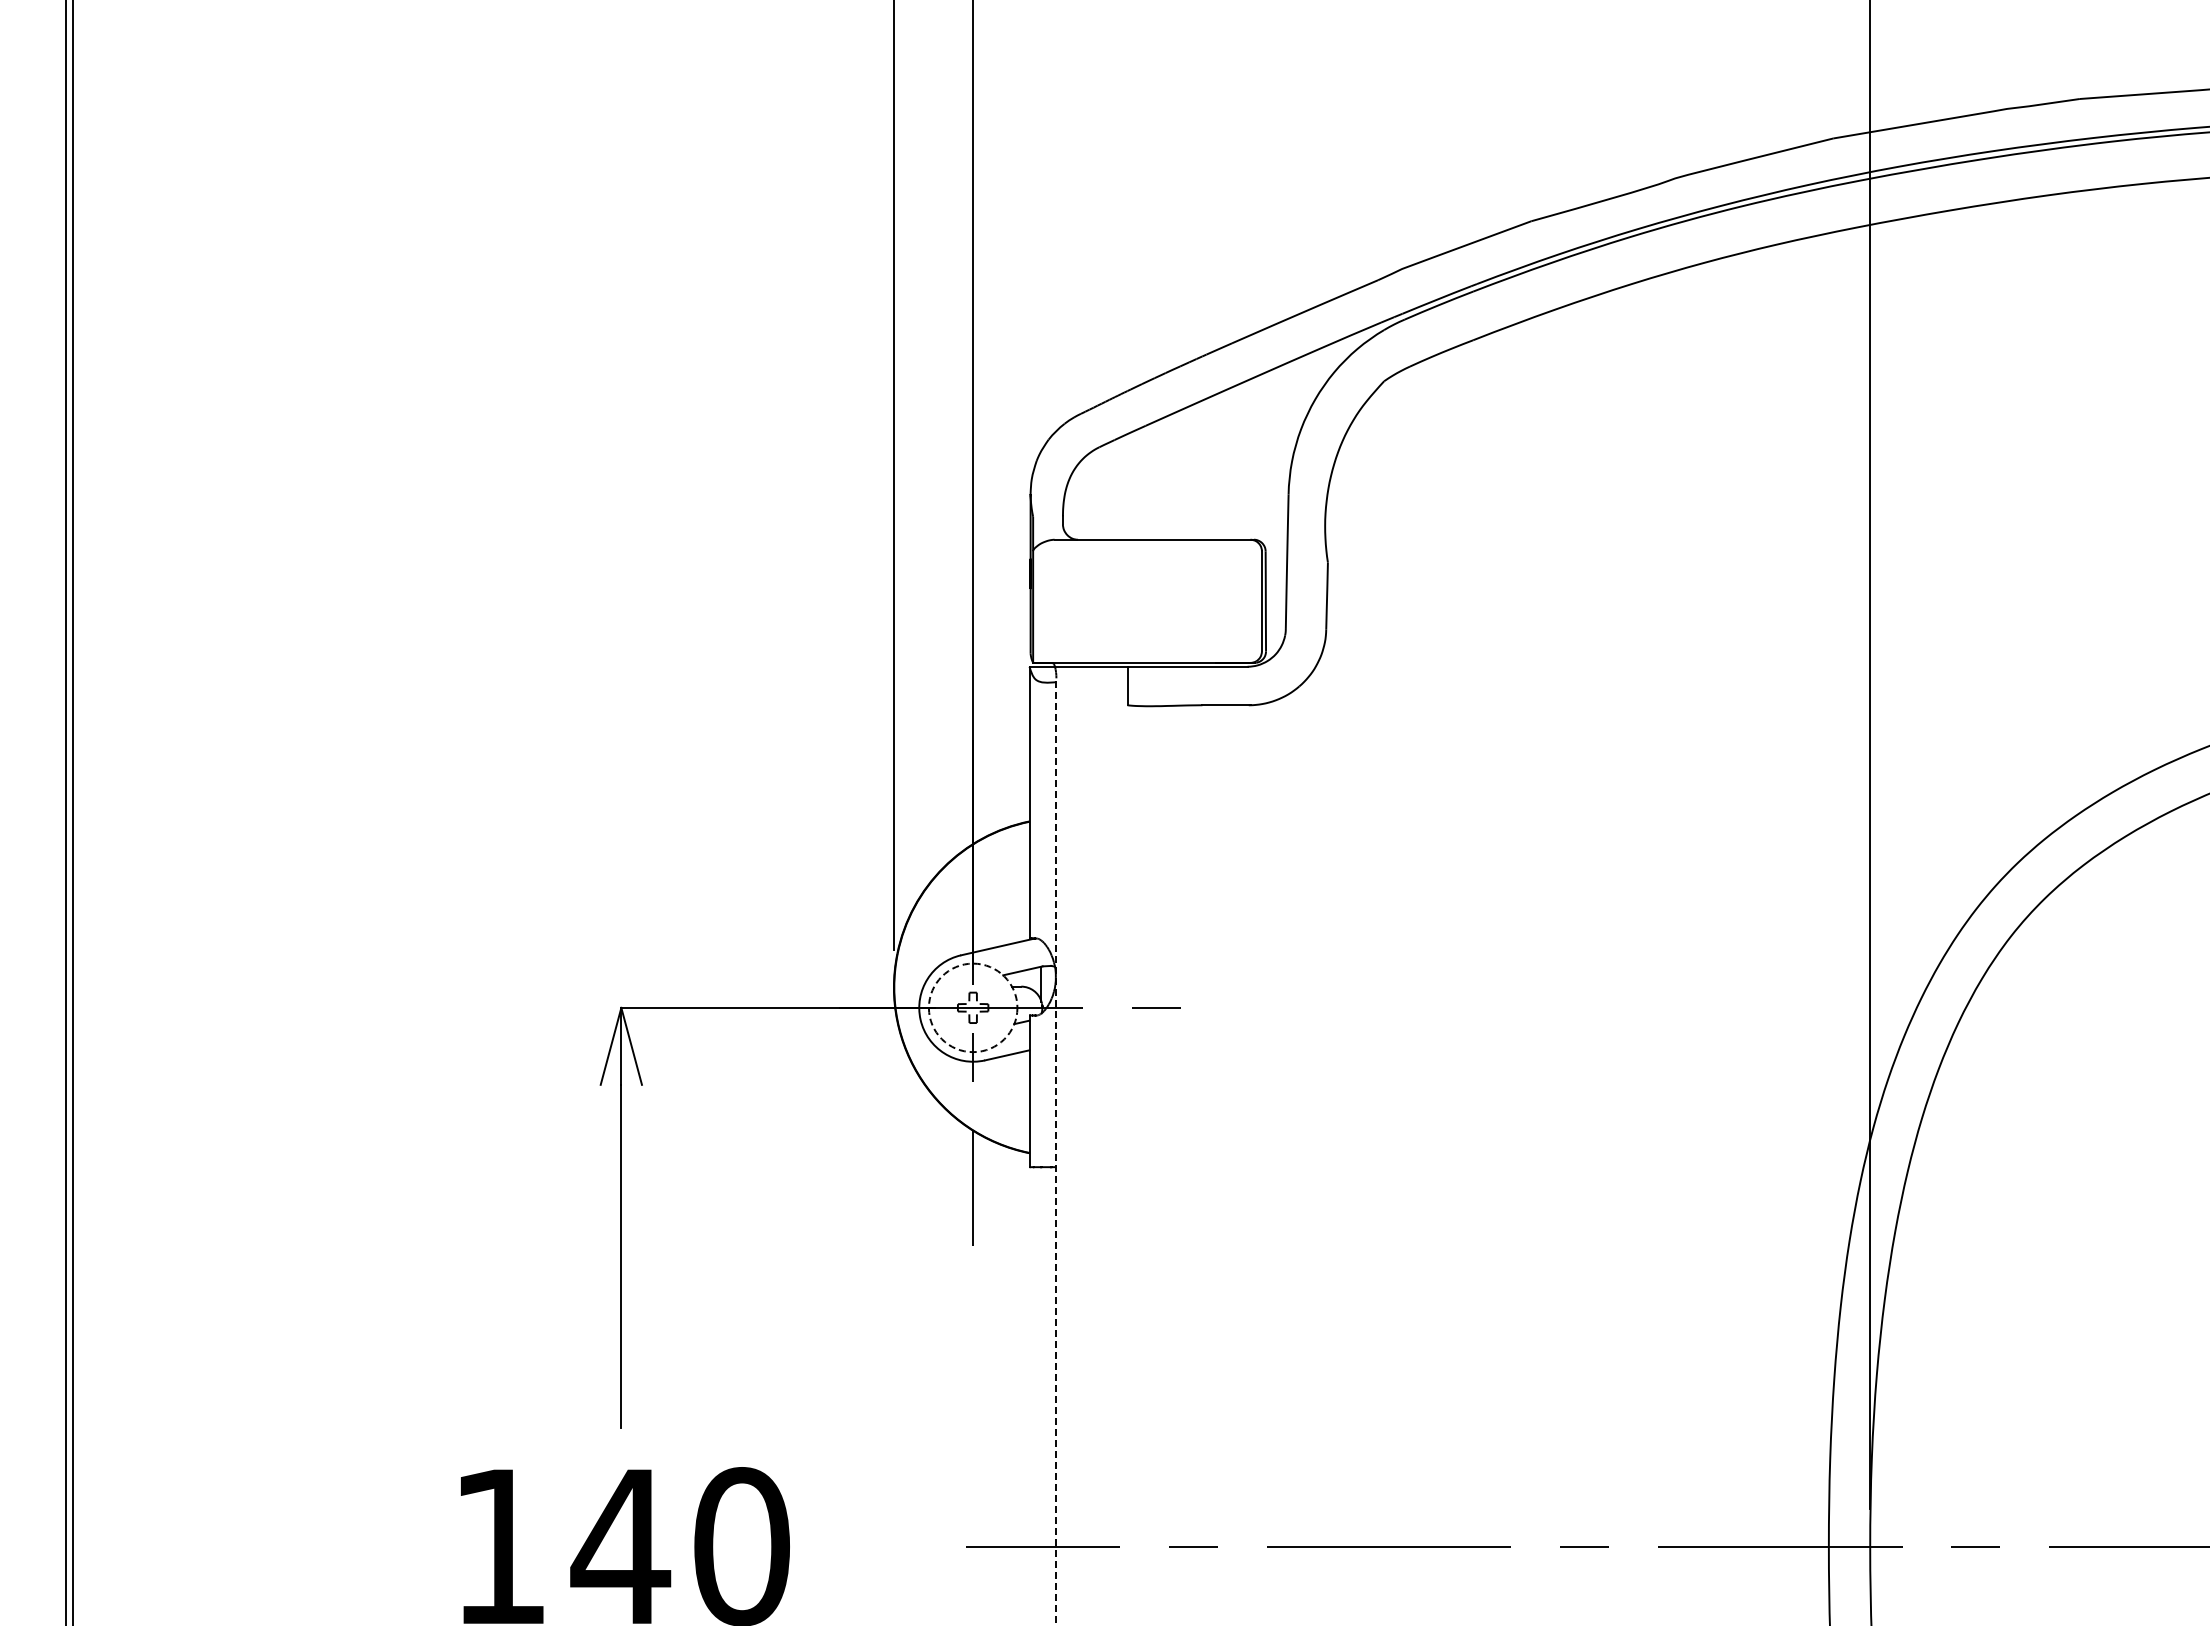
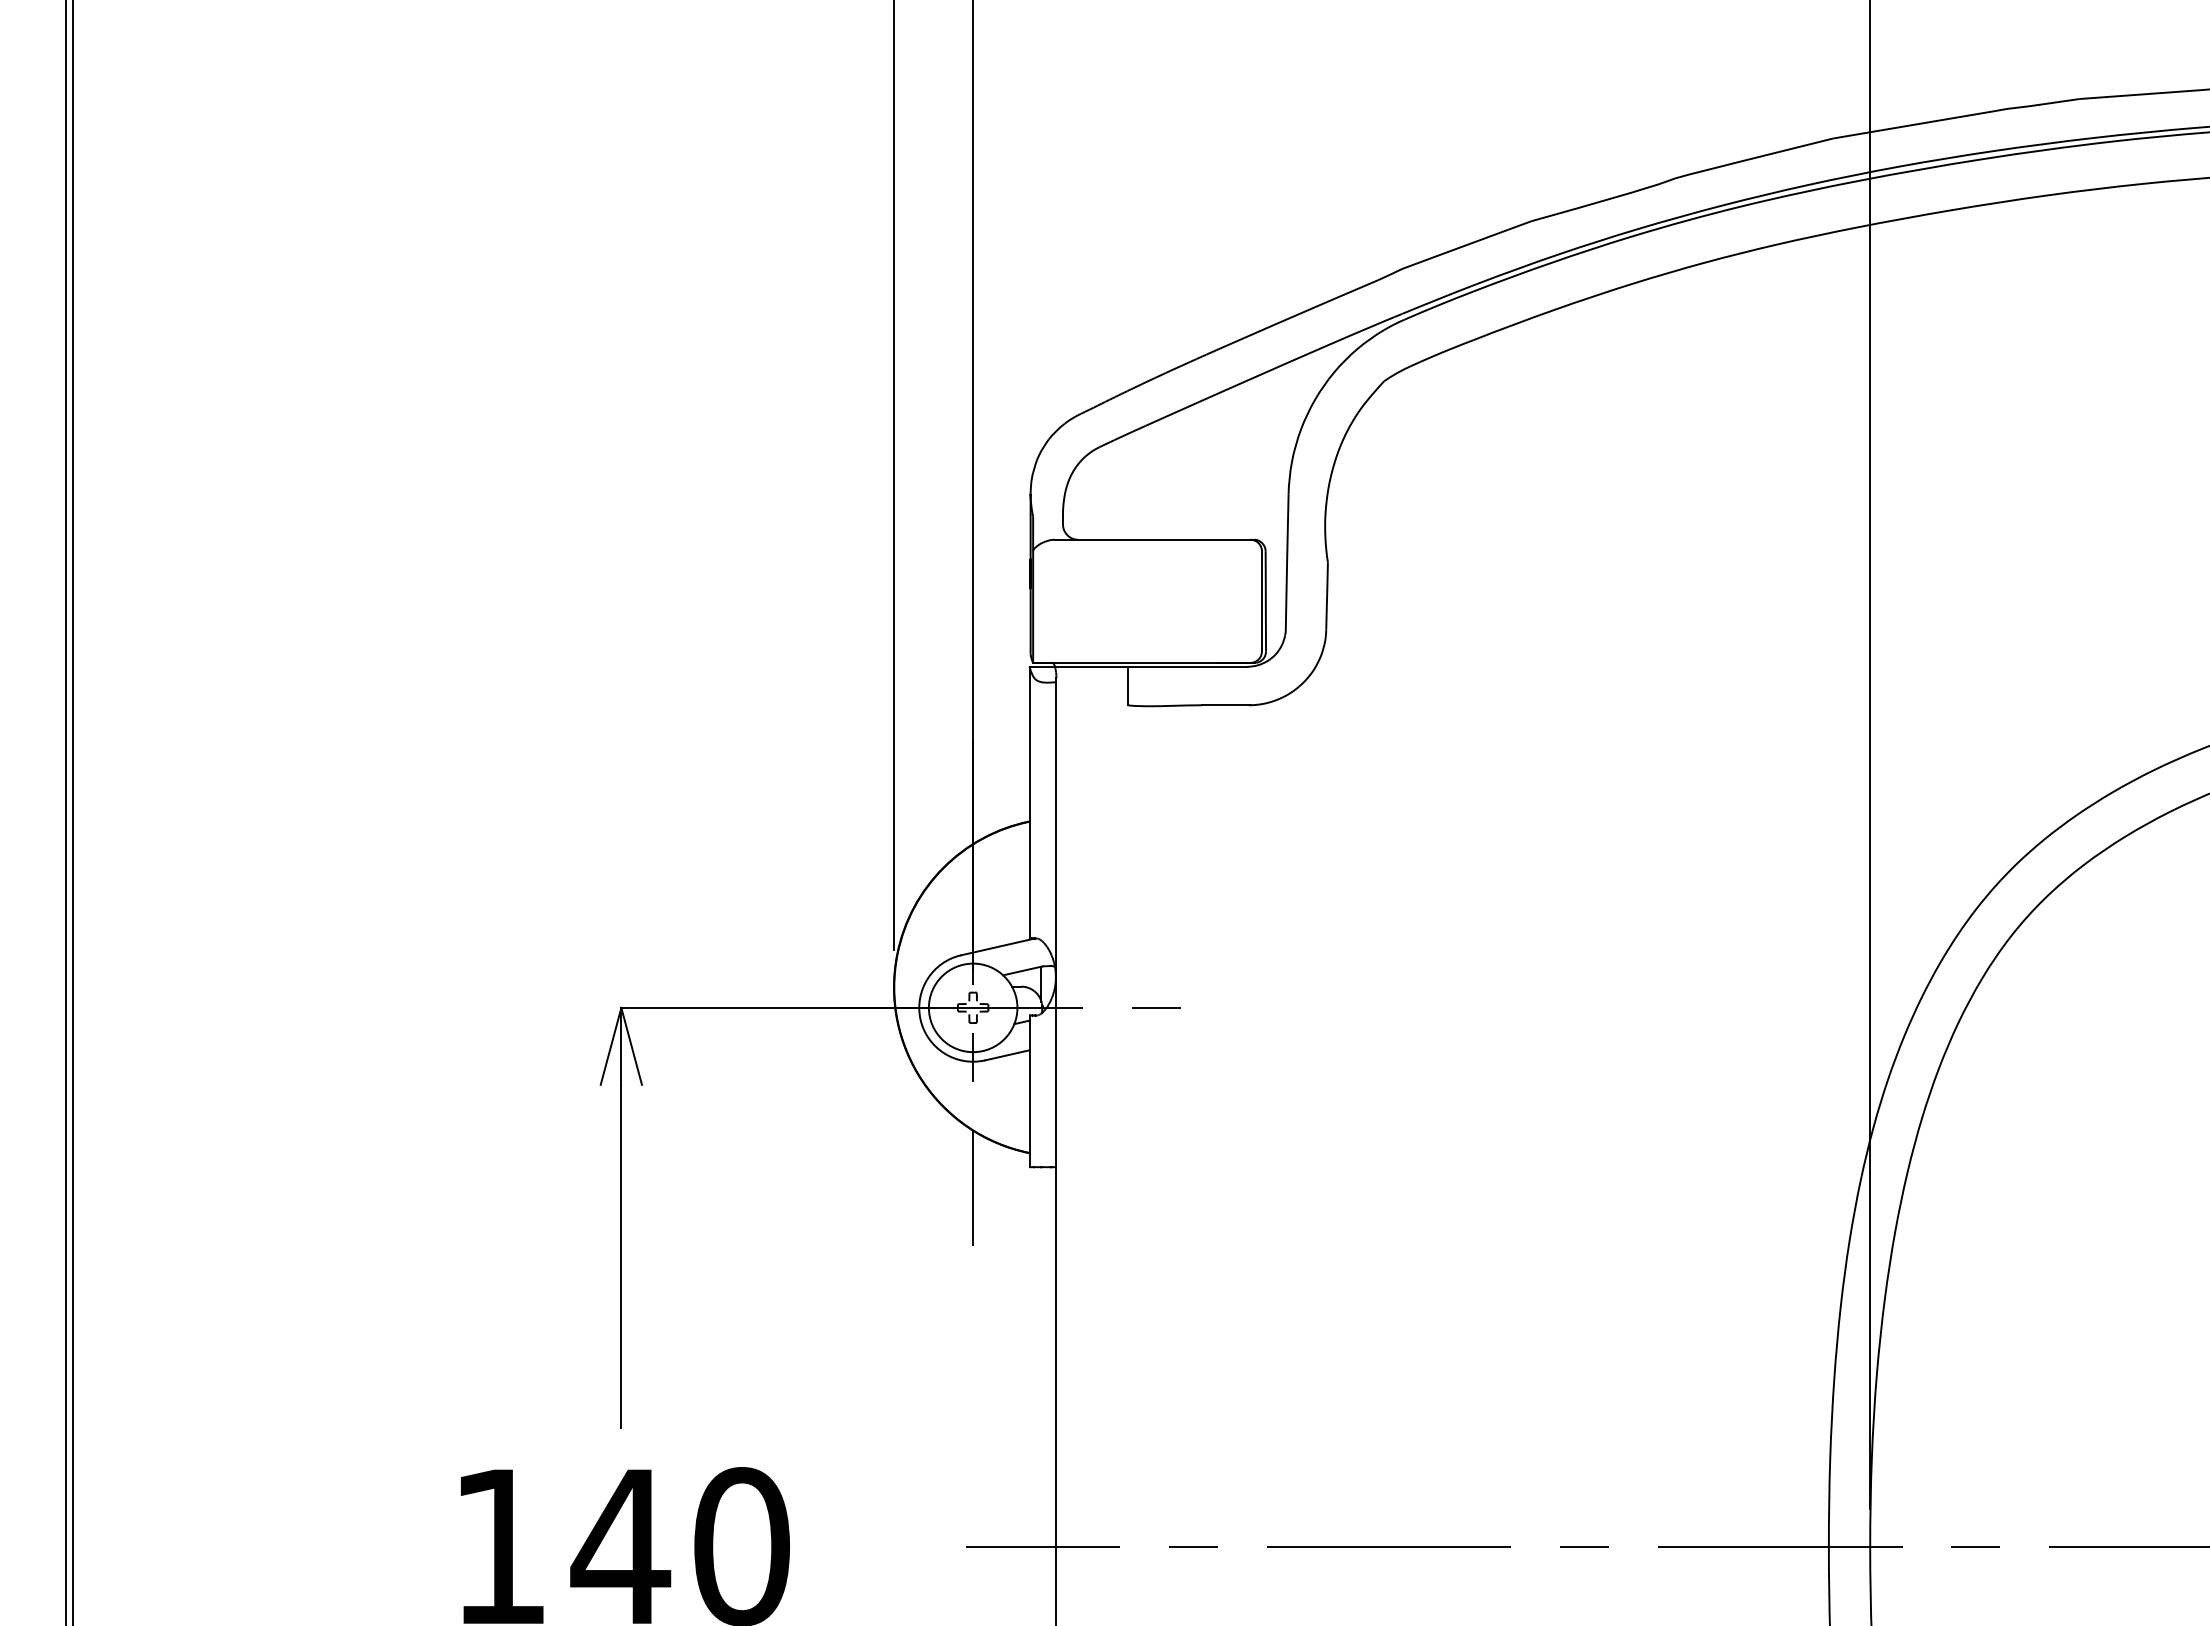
circle: dashed -> solid (972, 1007)
line: dashed -> solid (1056, 1151)
